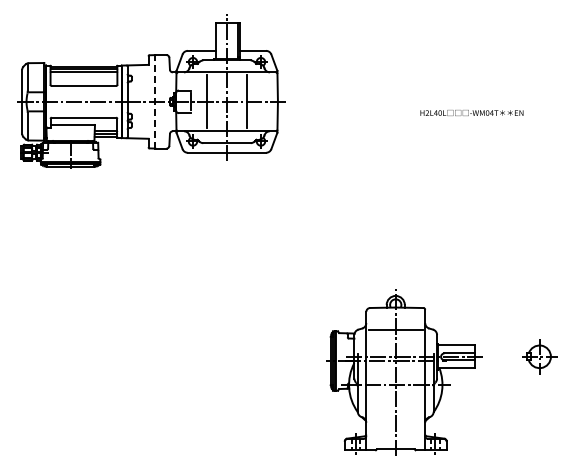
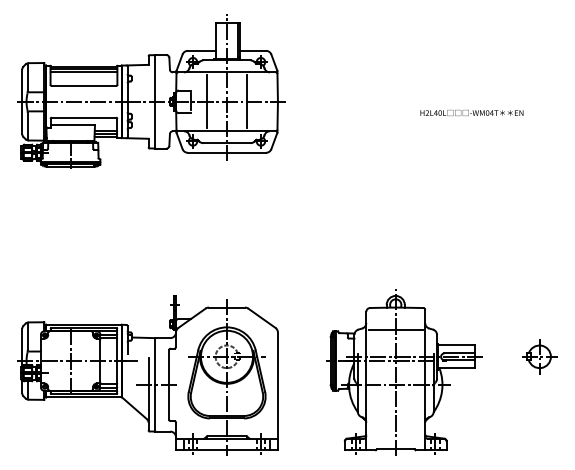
line: dashed -> solid (155, 101)
part: none -> present (147, 375)
